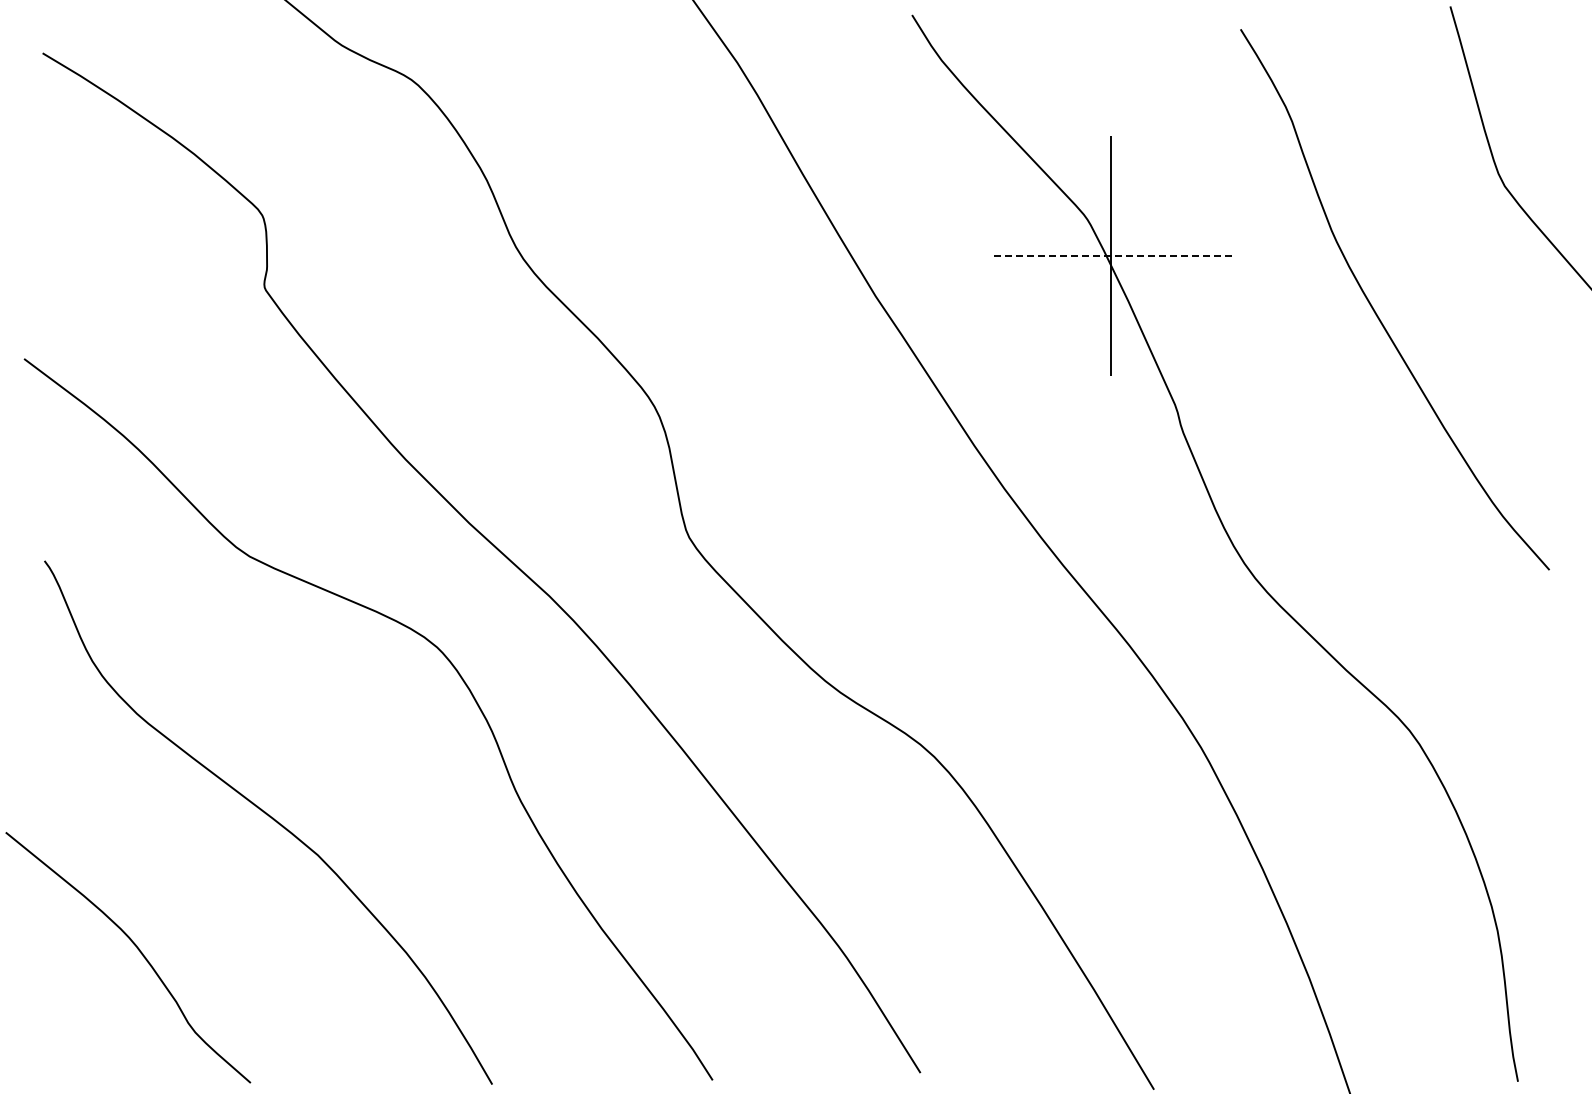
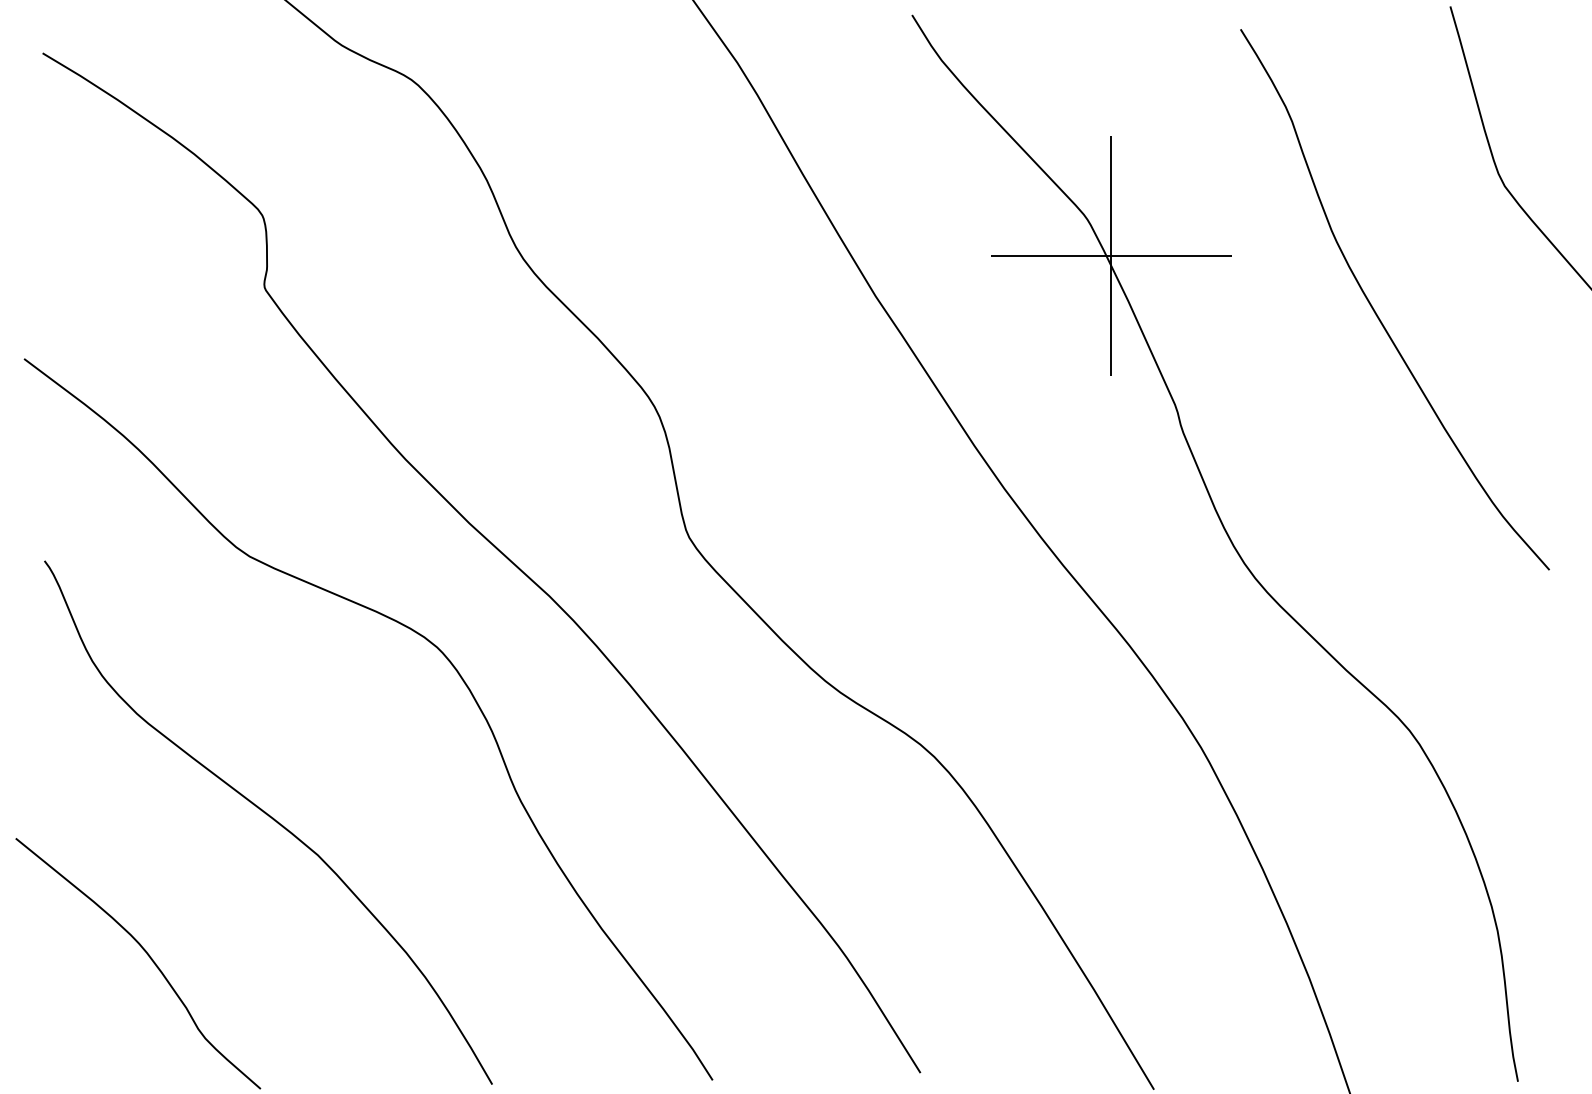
line: dashed -> solid (1110, 256)
curve position: (137, 949) -> (147, 955) (147, 955)
